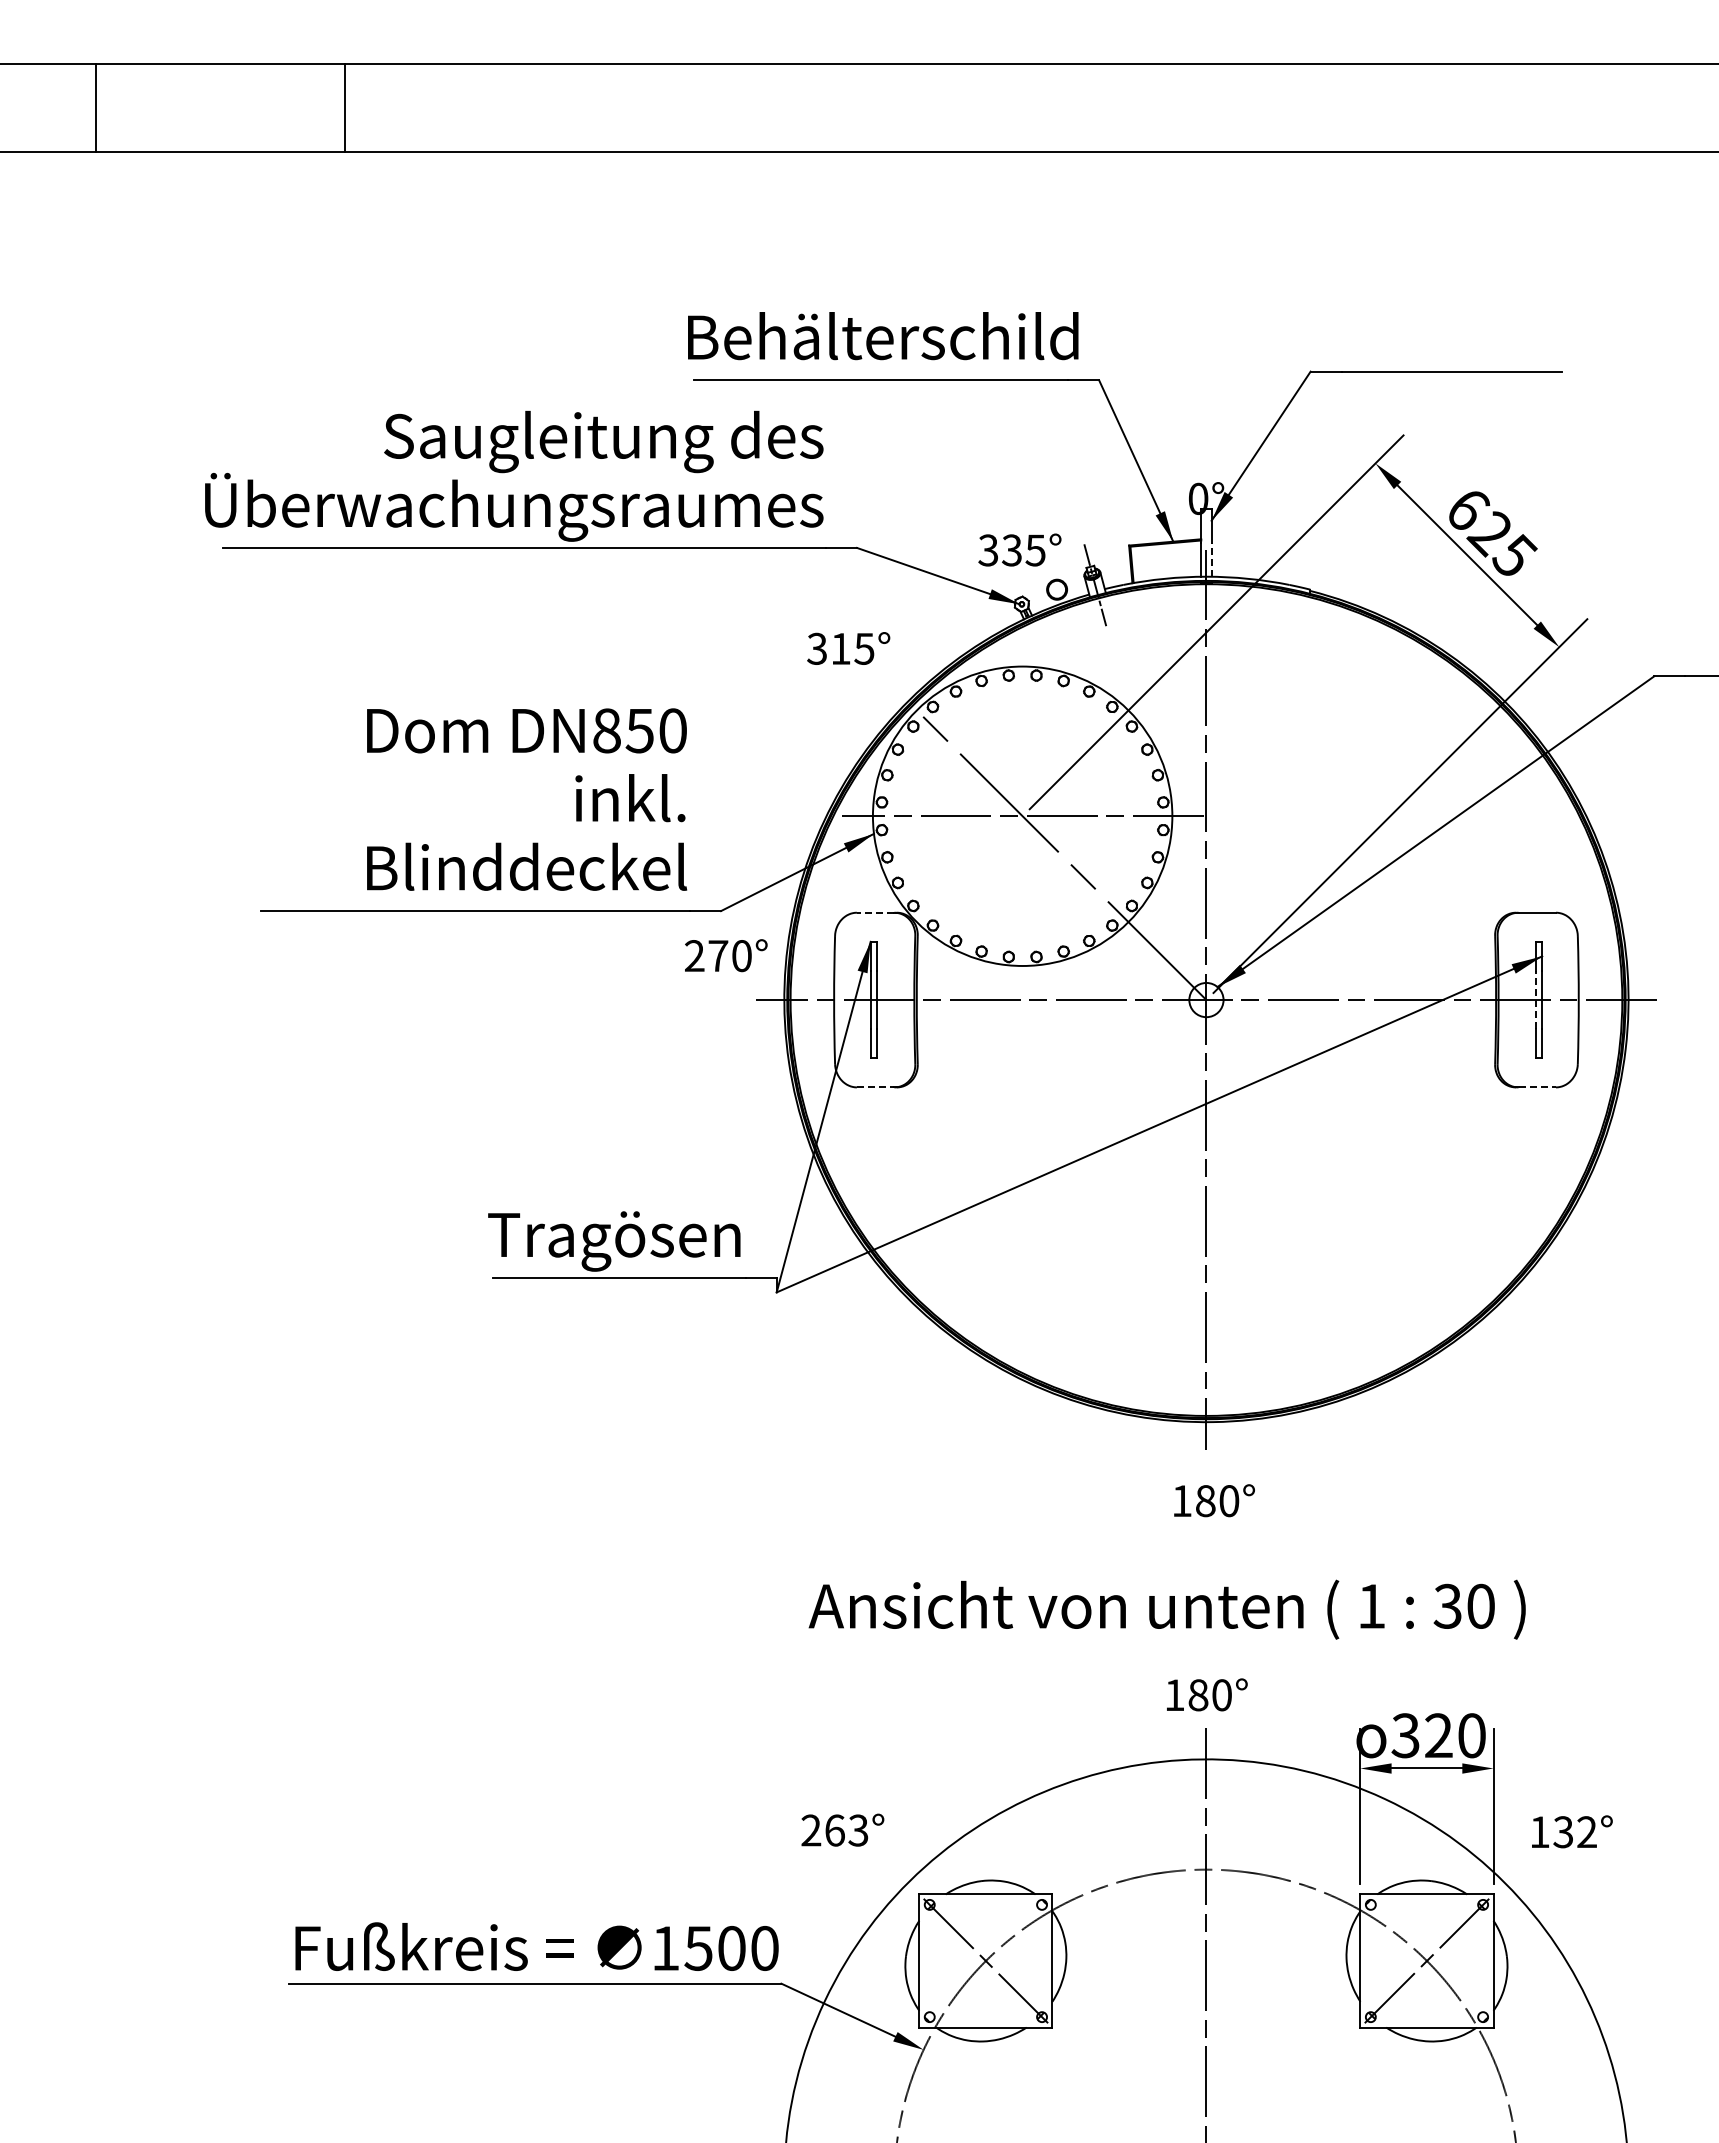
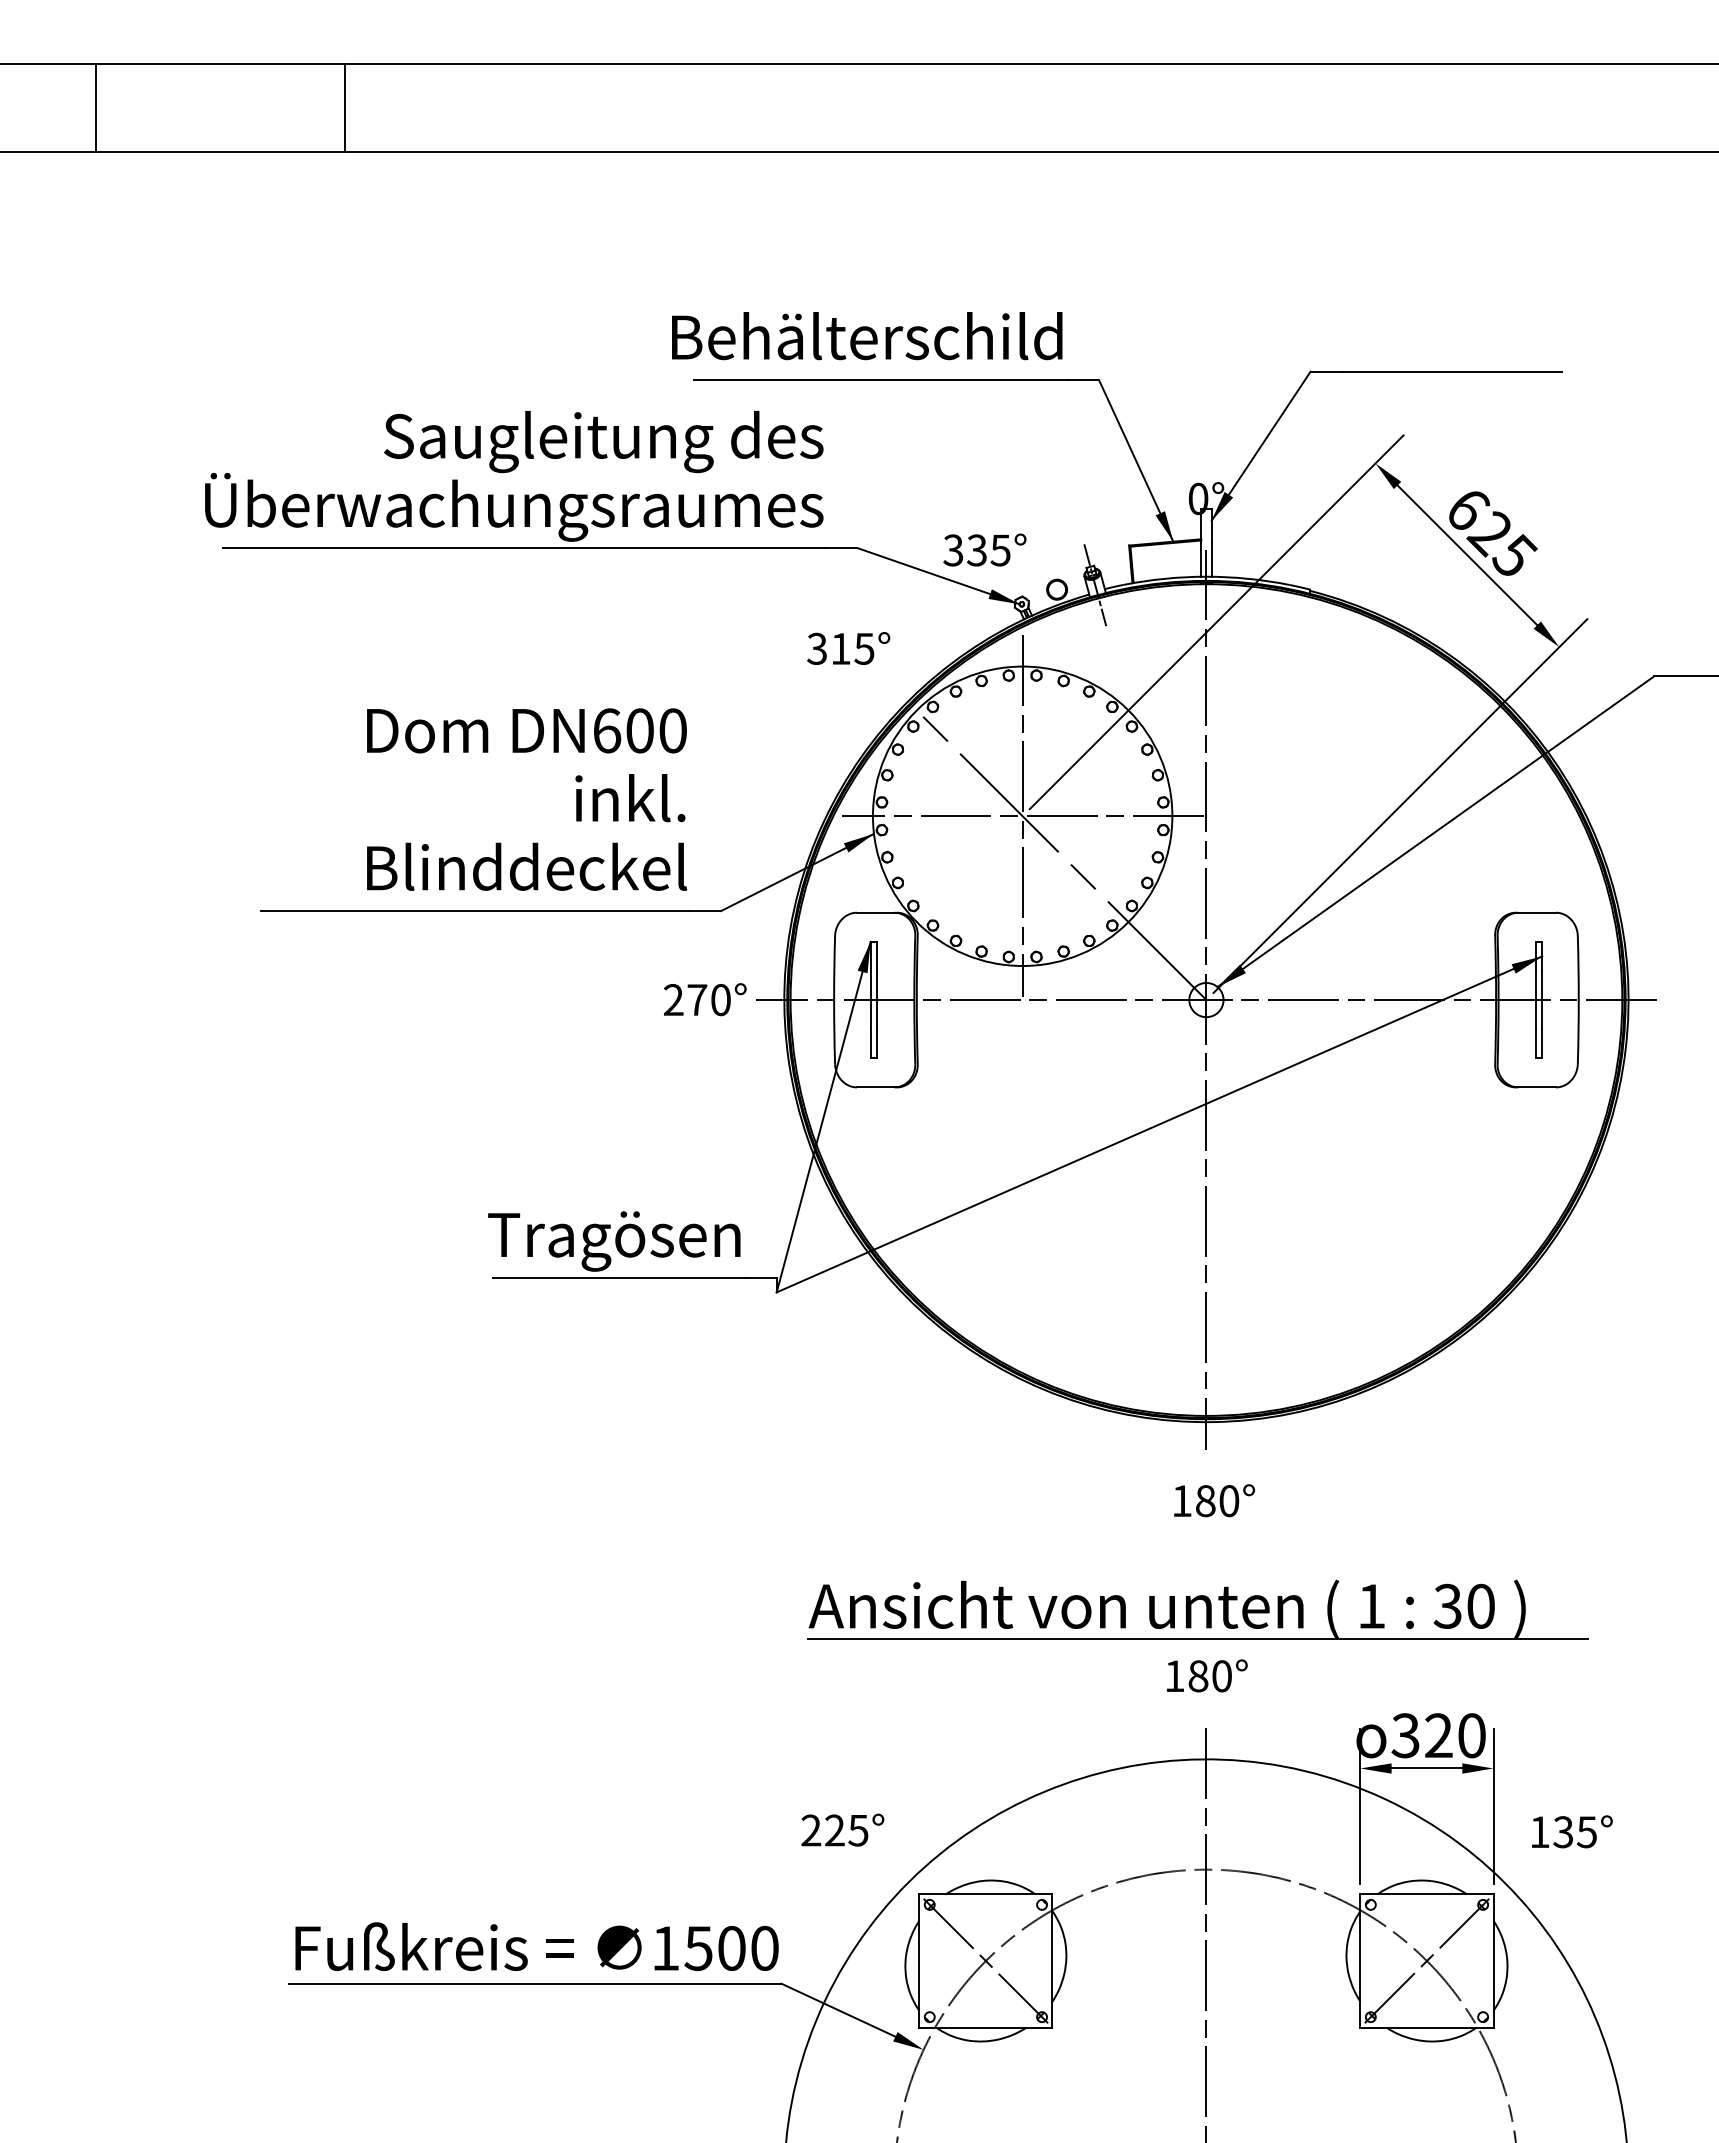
text position: (883, 336) -> (867, 336) (867, 336)
text position: (1019, 549) -> (984, 549) (984, 549)
line: dashed -> solid (1211, 559)
text: DN850 -> DN600 (623, 730)
line: none -> present (1022, 816)
line: dashed -> solid (875, 912)
text position: (726, 955) -> (705, 999) (705, 999)
line: dashed -> solid (1536, 999)
line: dashed -> solid (875, 1087)
line: dashed -> solid (1537, 1087)
line: none -> present (1197, 1638)
text position: (1207, 1694) -> (1207, 1675) (1207, 1675)
text: 263° -> 225° (846, 1830)
text: 132° -> 135° (1586, 1832)
